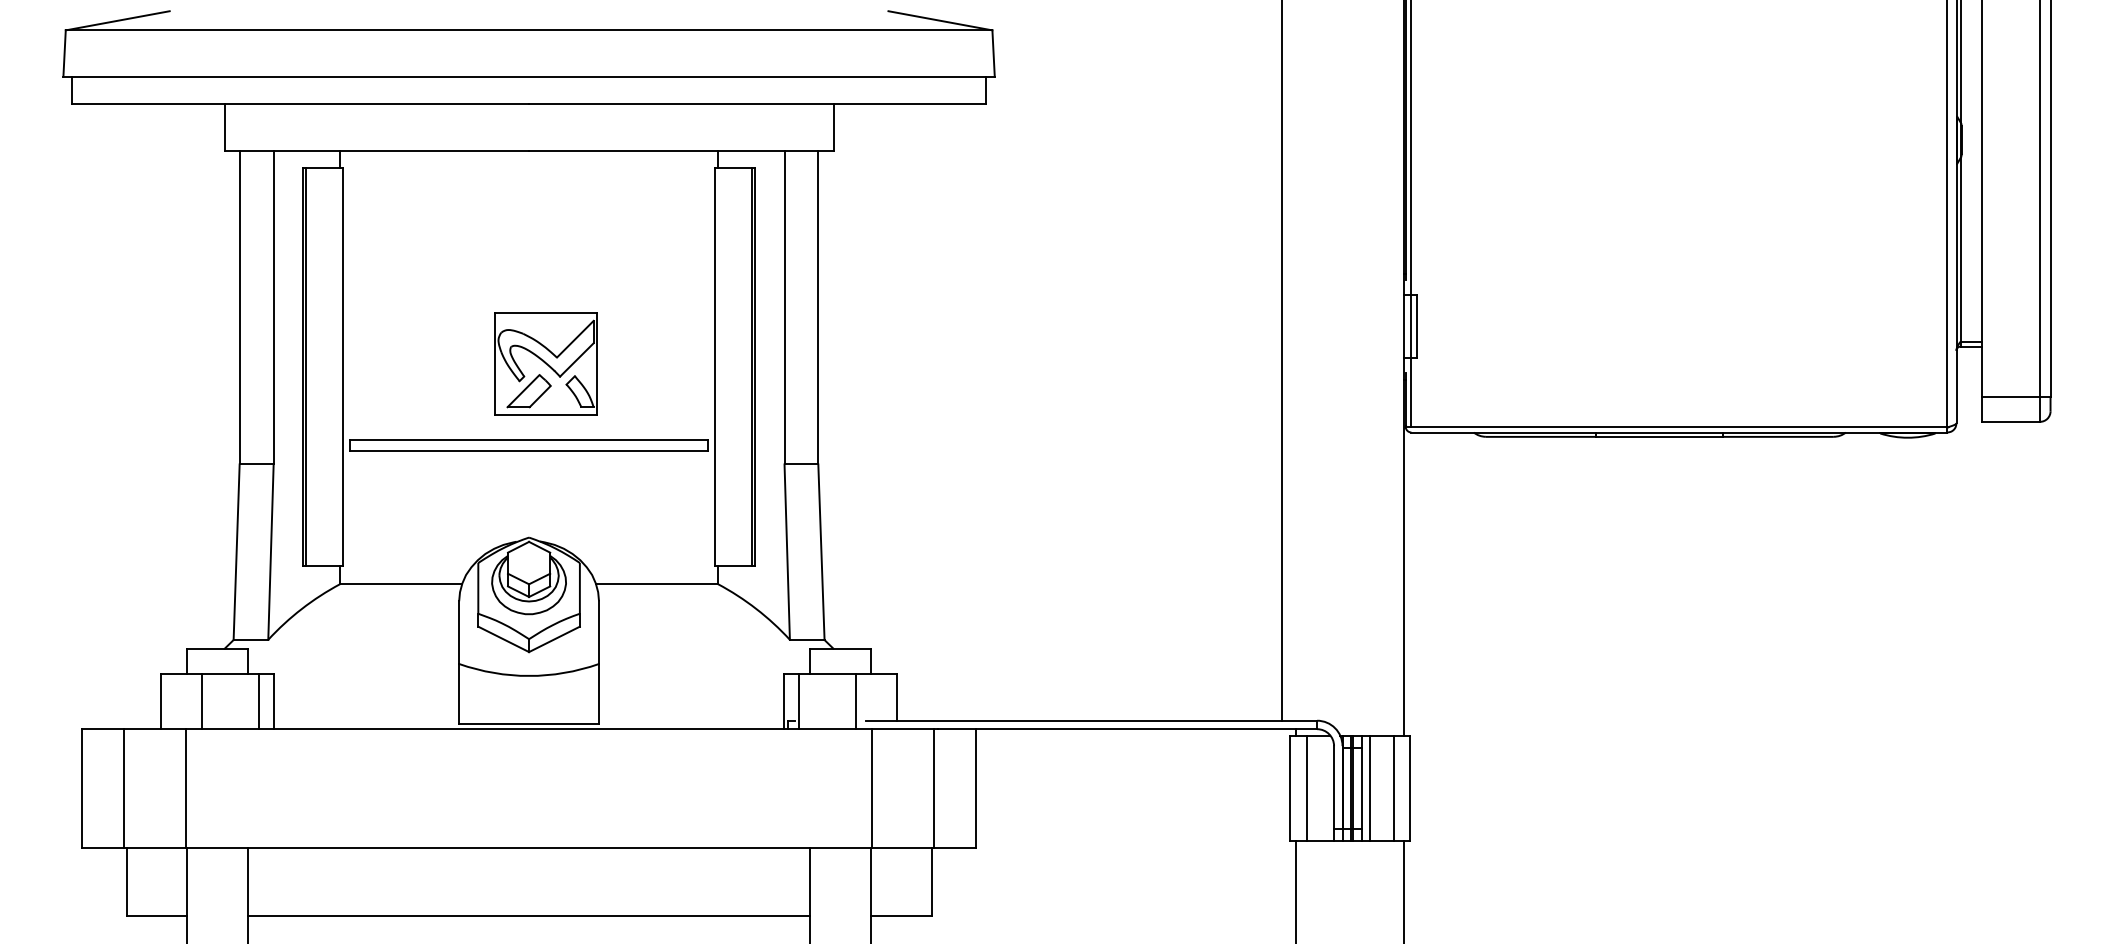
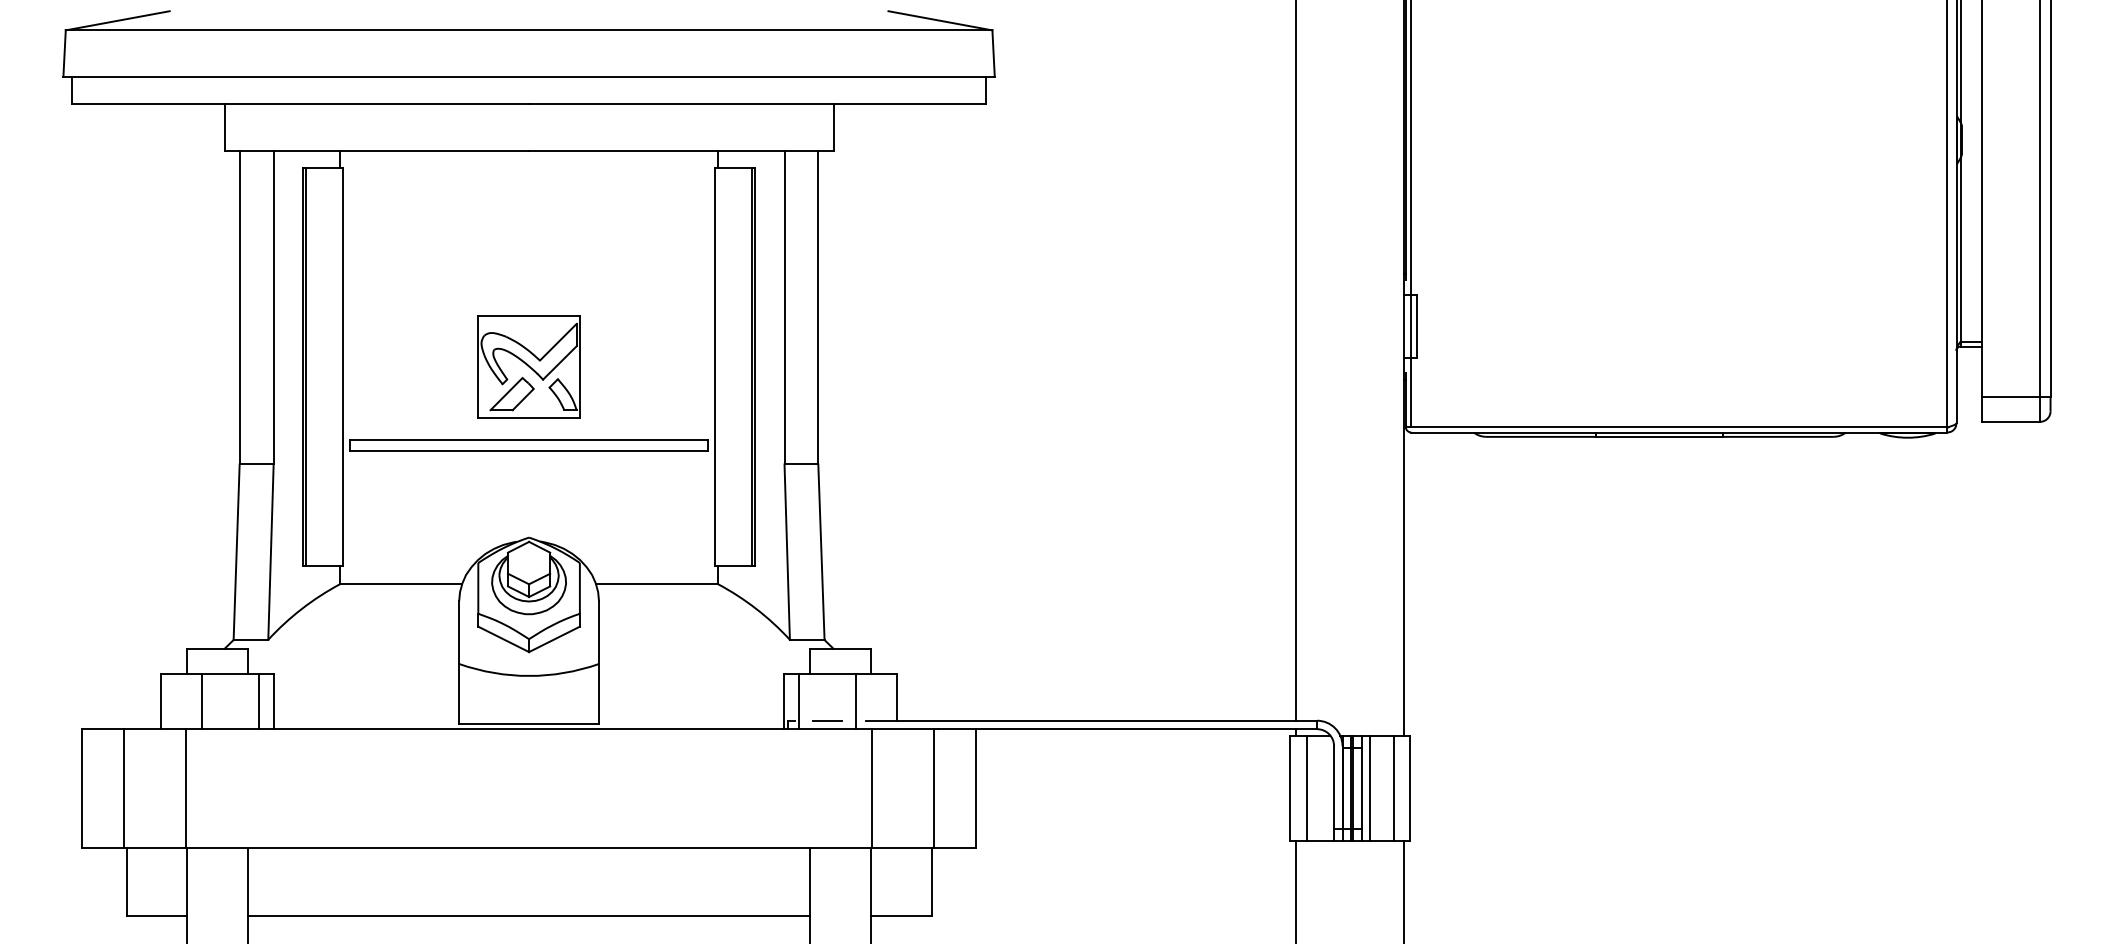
line position: (1282, 361) -> (1296, 361) (1296, 361)
part position: (545, 363) -> (528, 366) (528, 366)
line: none -> present (827, 720)
